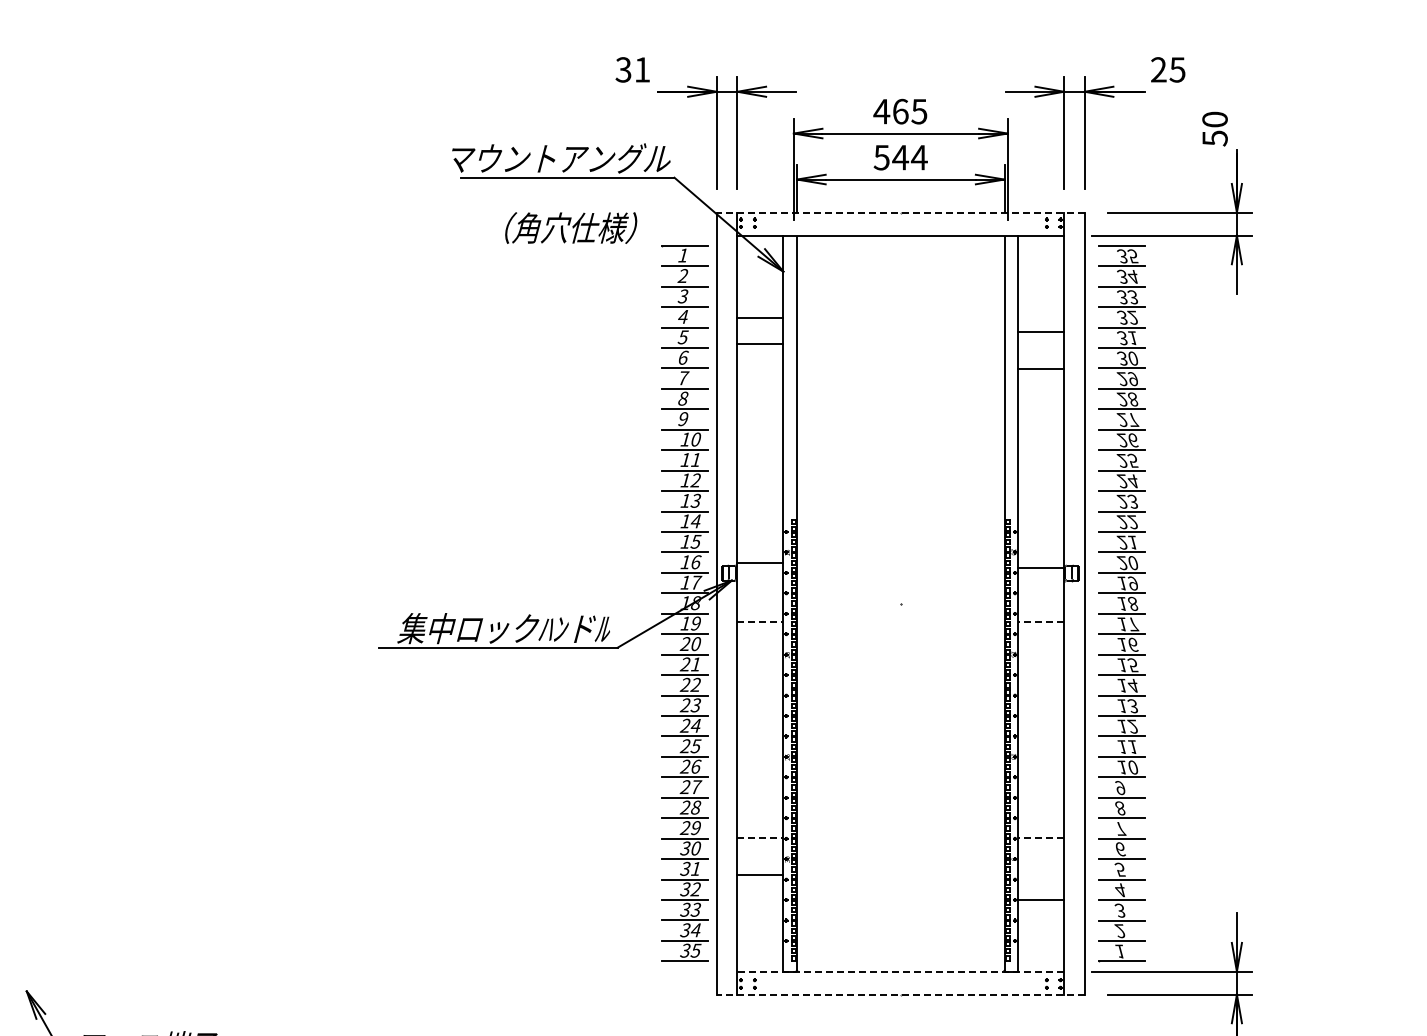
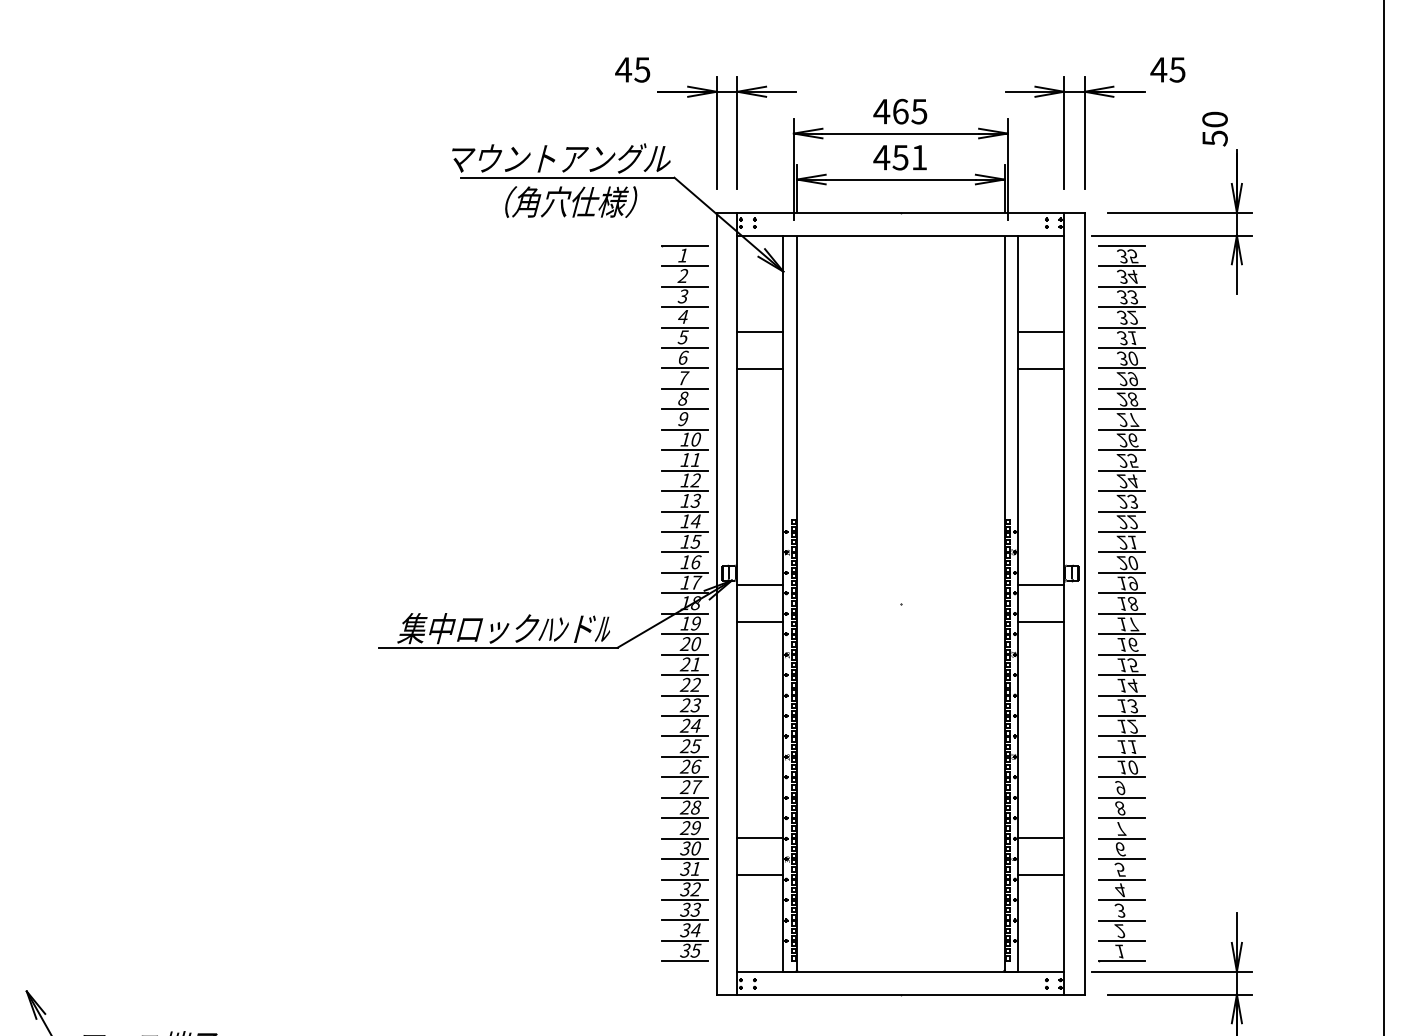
text: 31 -> 45 (632, 69)
text: 25 -> 45 (1158, 69)
text: 544 -> 451 (900, 157)
line: dashed -> solid (900, 212)
text position: (571, 227) -> (571, 201) (571, 201)
line position: (760, 318) -> (760, 332) (760, 332)
line position: (760, 344) -> (760, 369) (760, 369)
line: none -> present (1384, 517)
line position: (760, 563) -> (760, 585) (760, 585)
line position: (1041, 568) -> (1041, 585) (1041, 585)
line: dashed -> solid (760, 621)
line: dashed -> solid (1041, 621)
line: dashed -> solid (760, 838)
line: dashed -> solid (1041, 838)
line position: (1041, 899) -> (1041, 874) (1041, 874)
line: dashed -> solid (900, 971)
line: dashed -> solid (900, 994)
